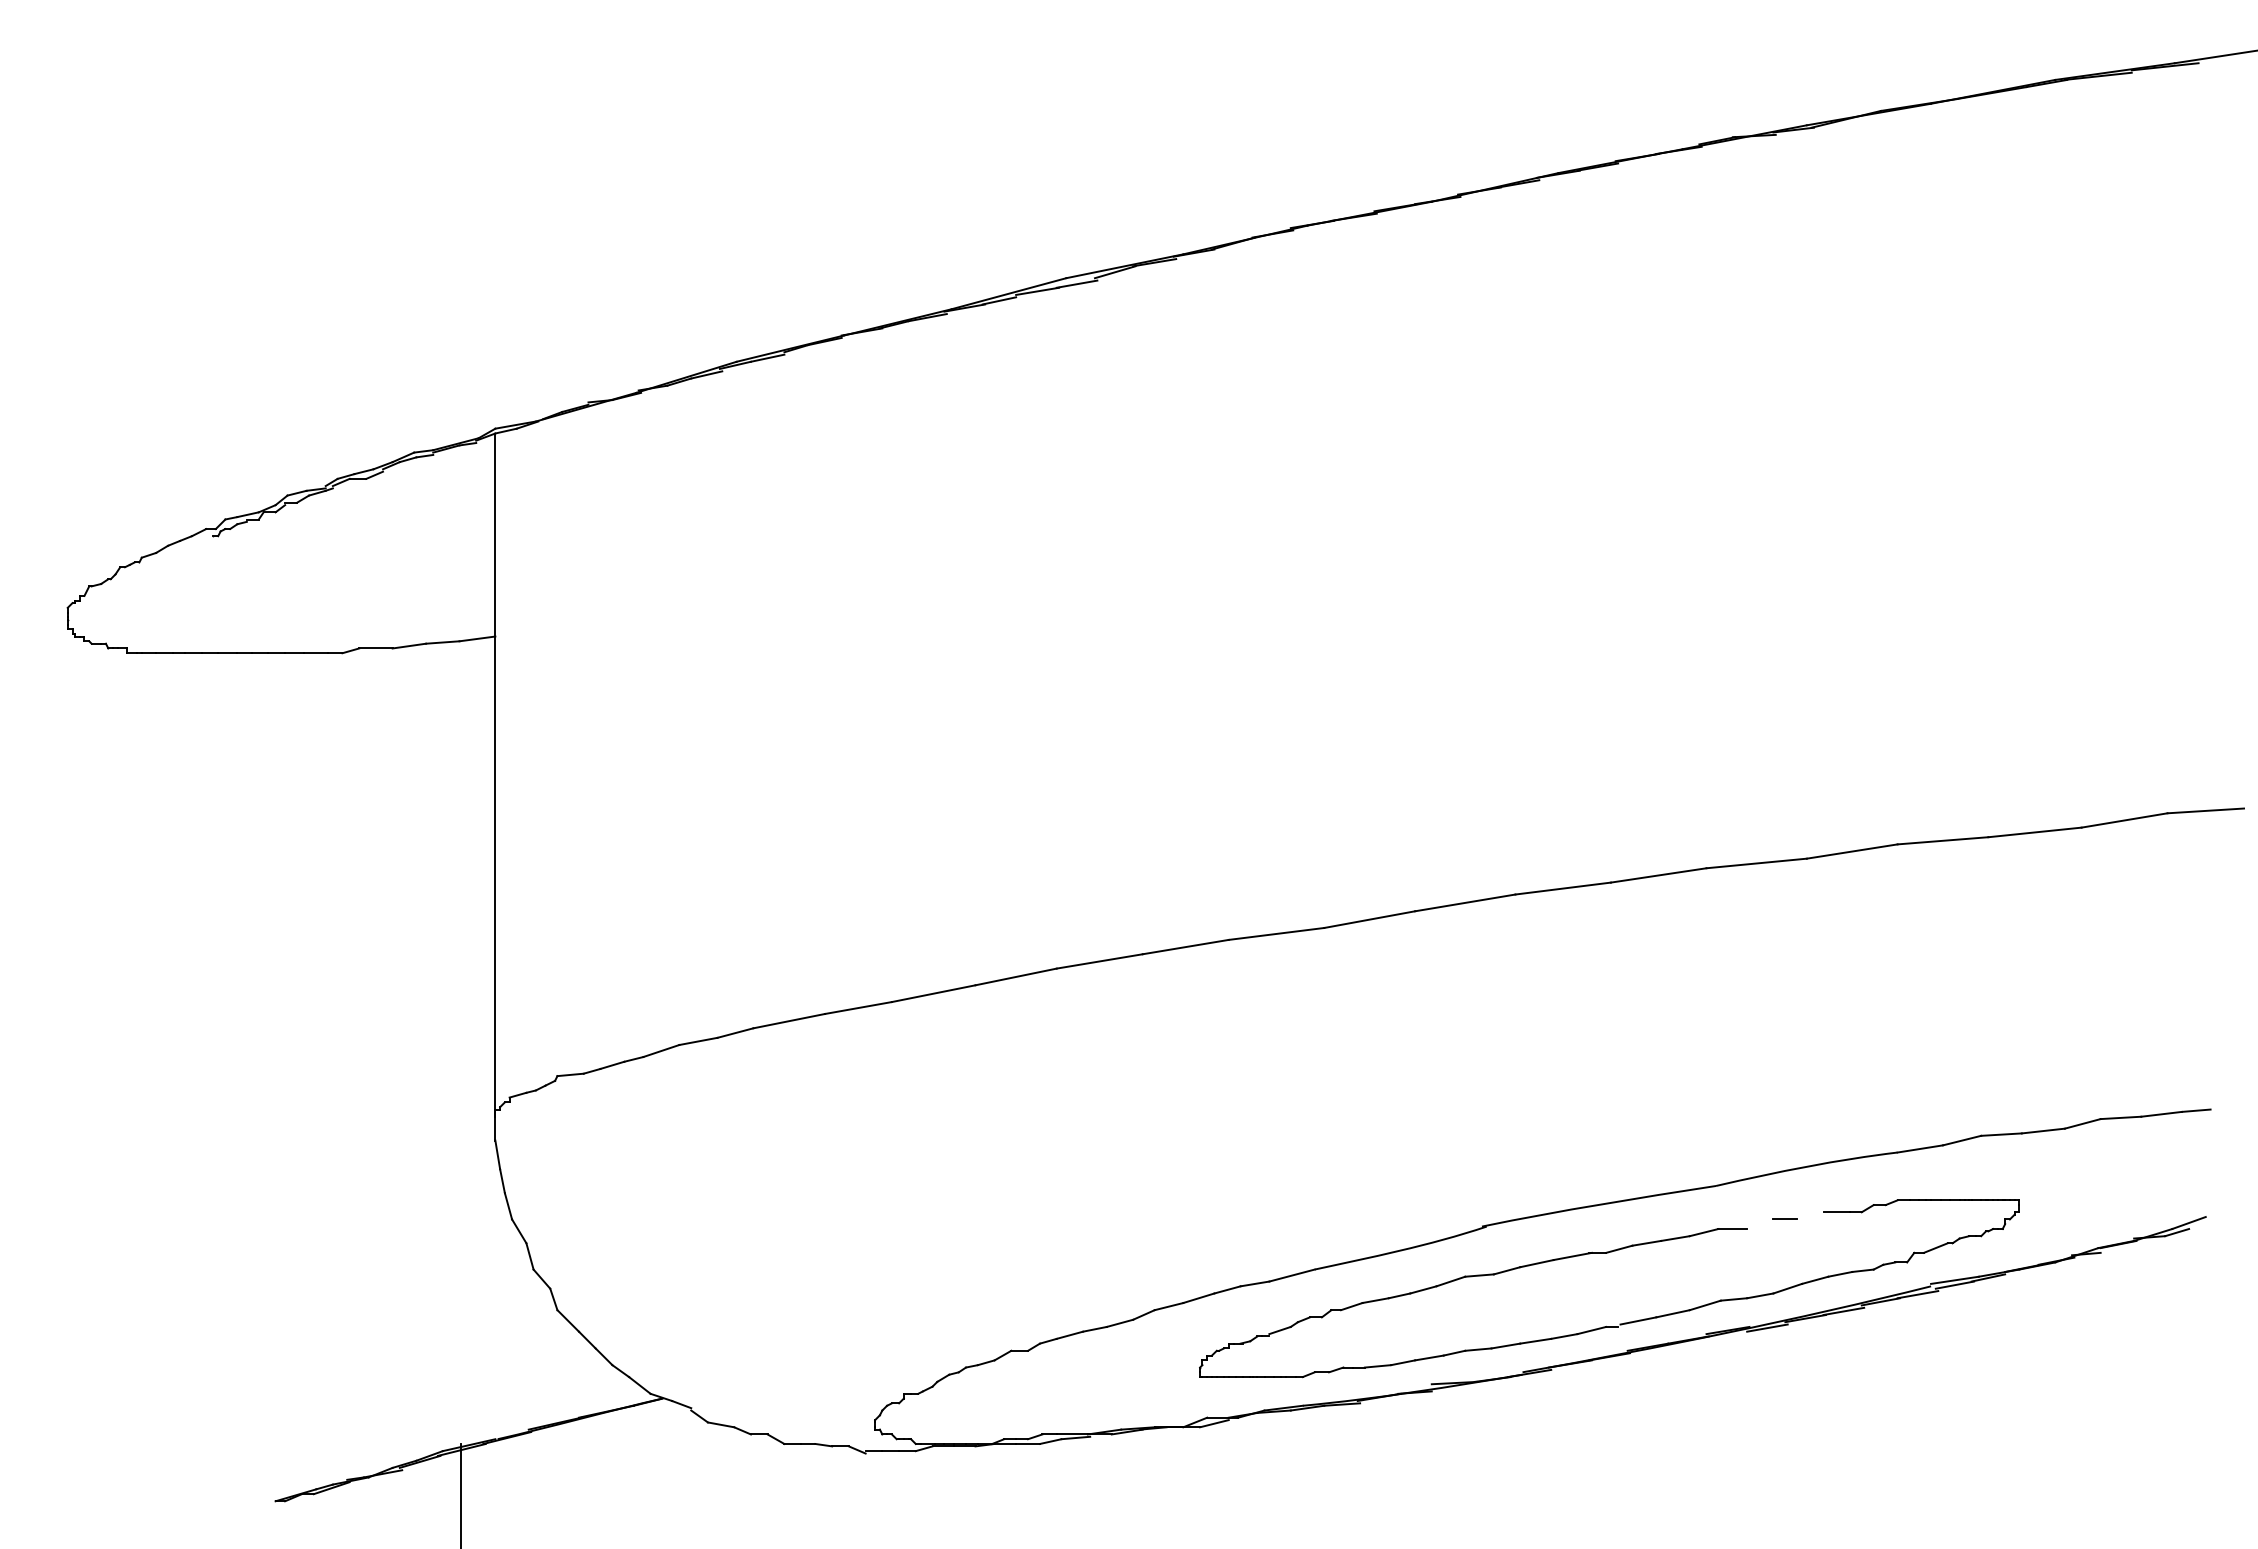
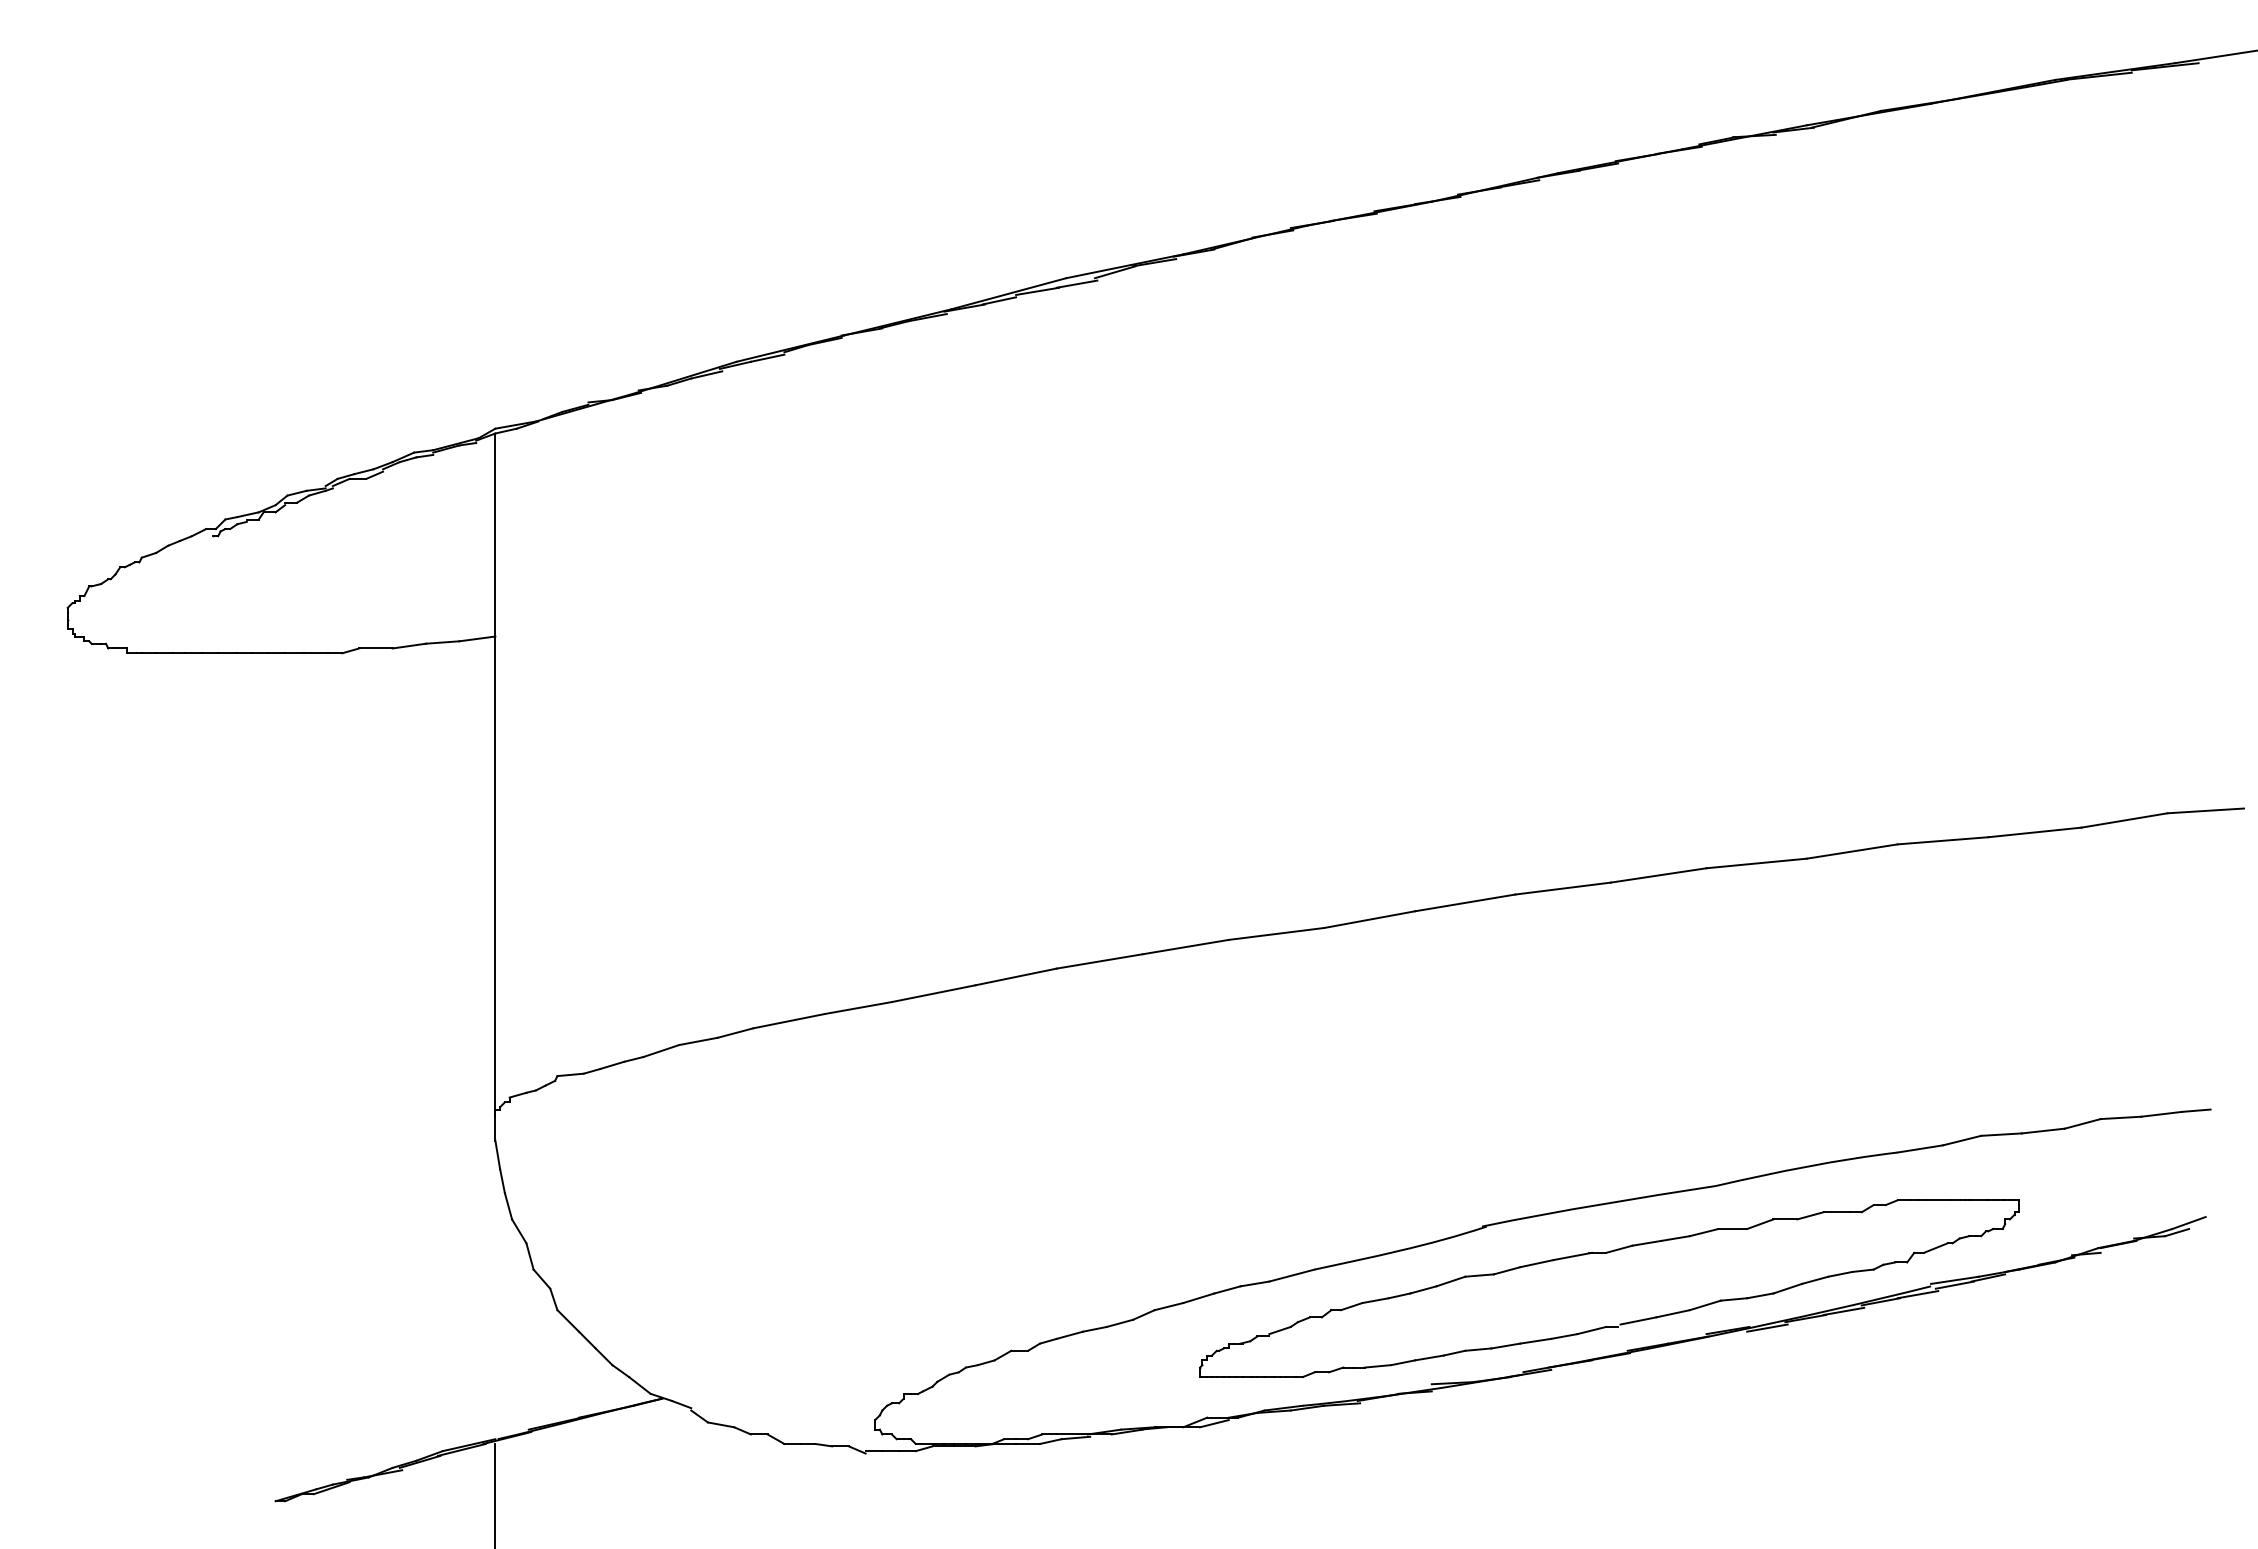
line: none -> present (1810, 1215)
line: none -> present (1760, 1224)
line position: (461, 1494) -> (495, 1494) (495, 1494)
